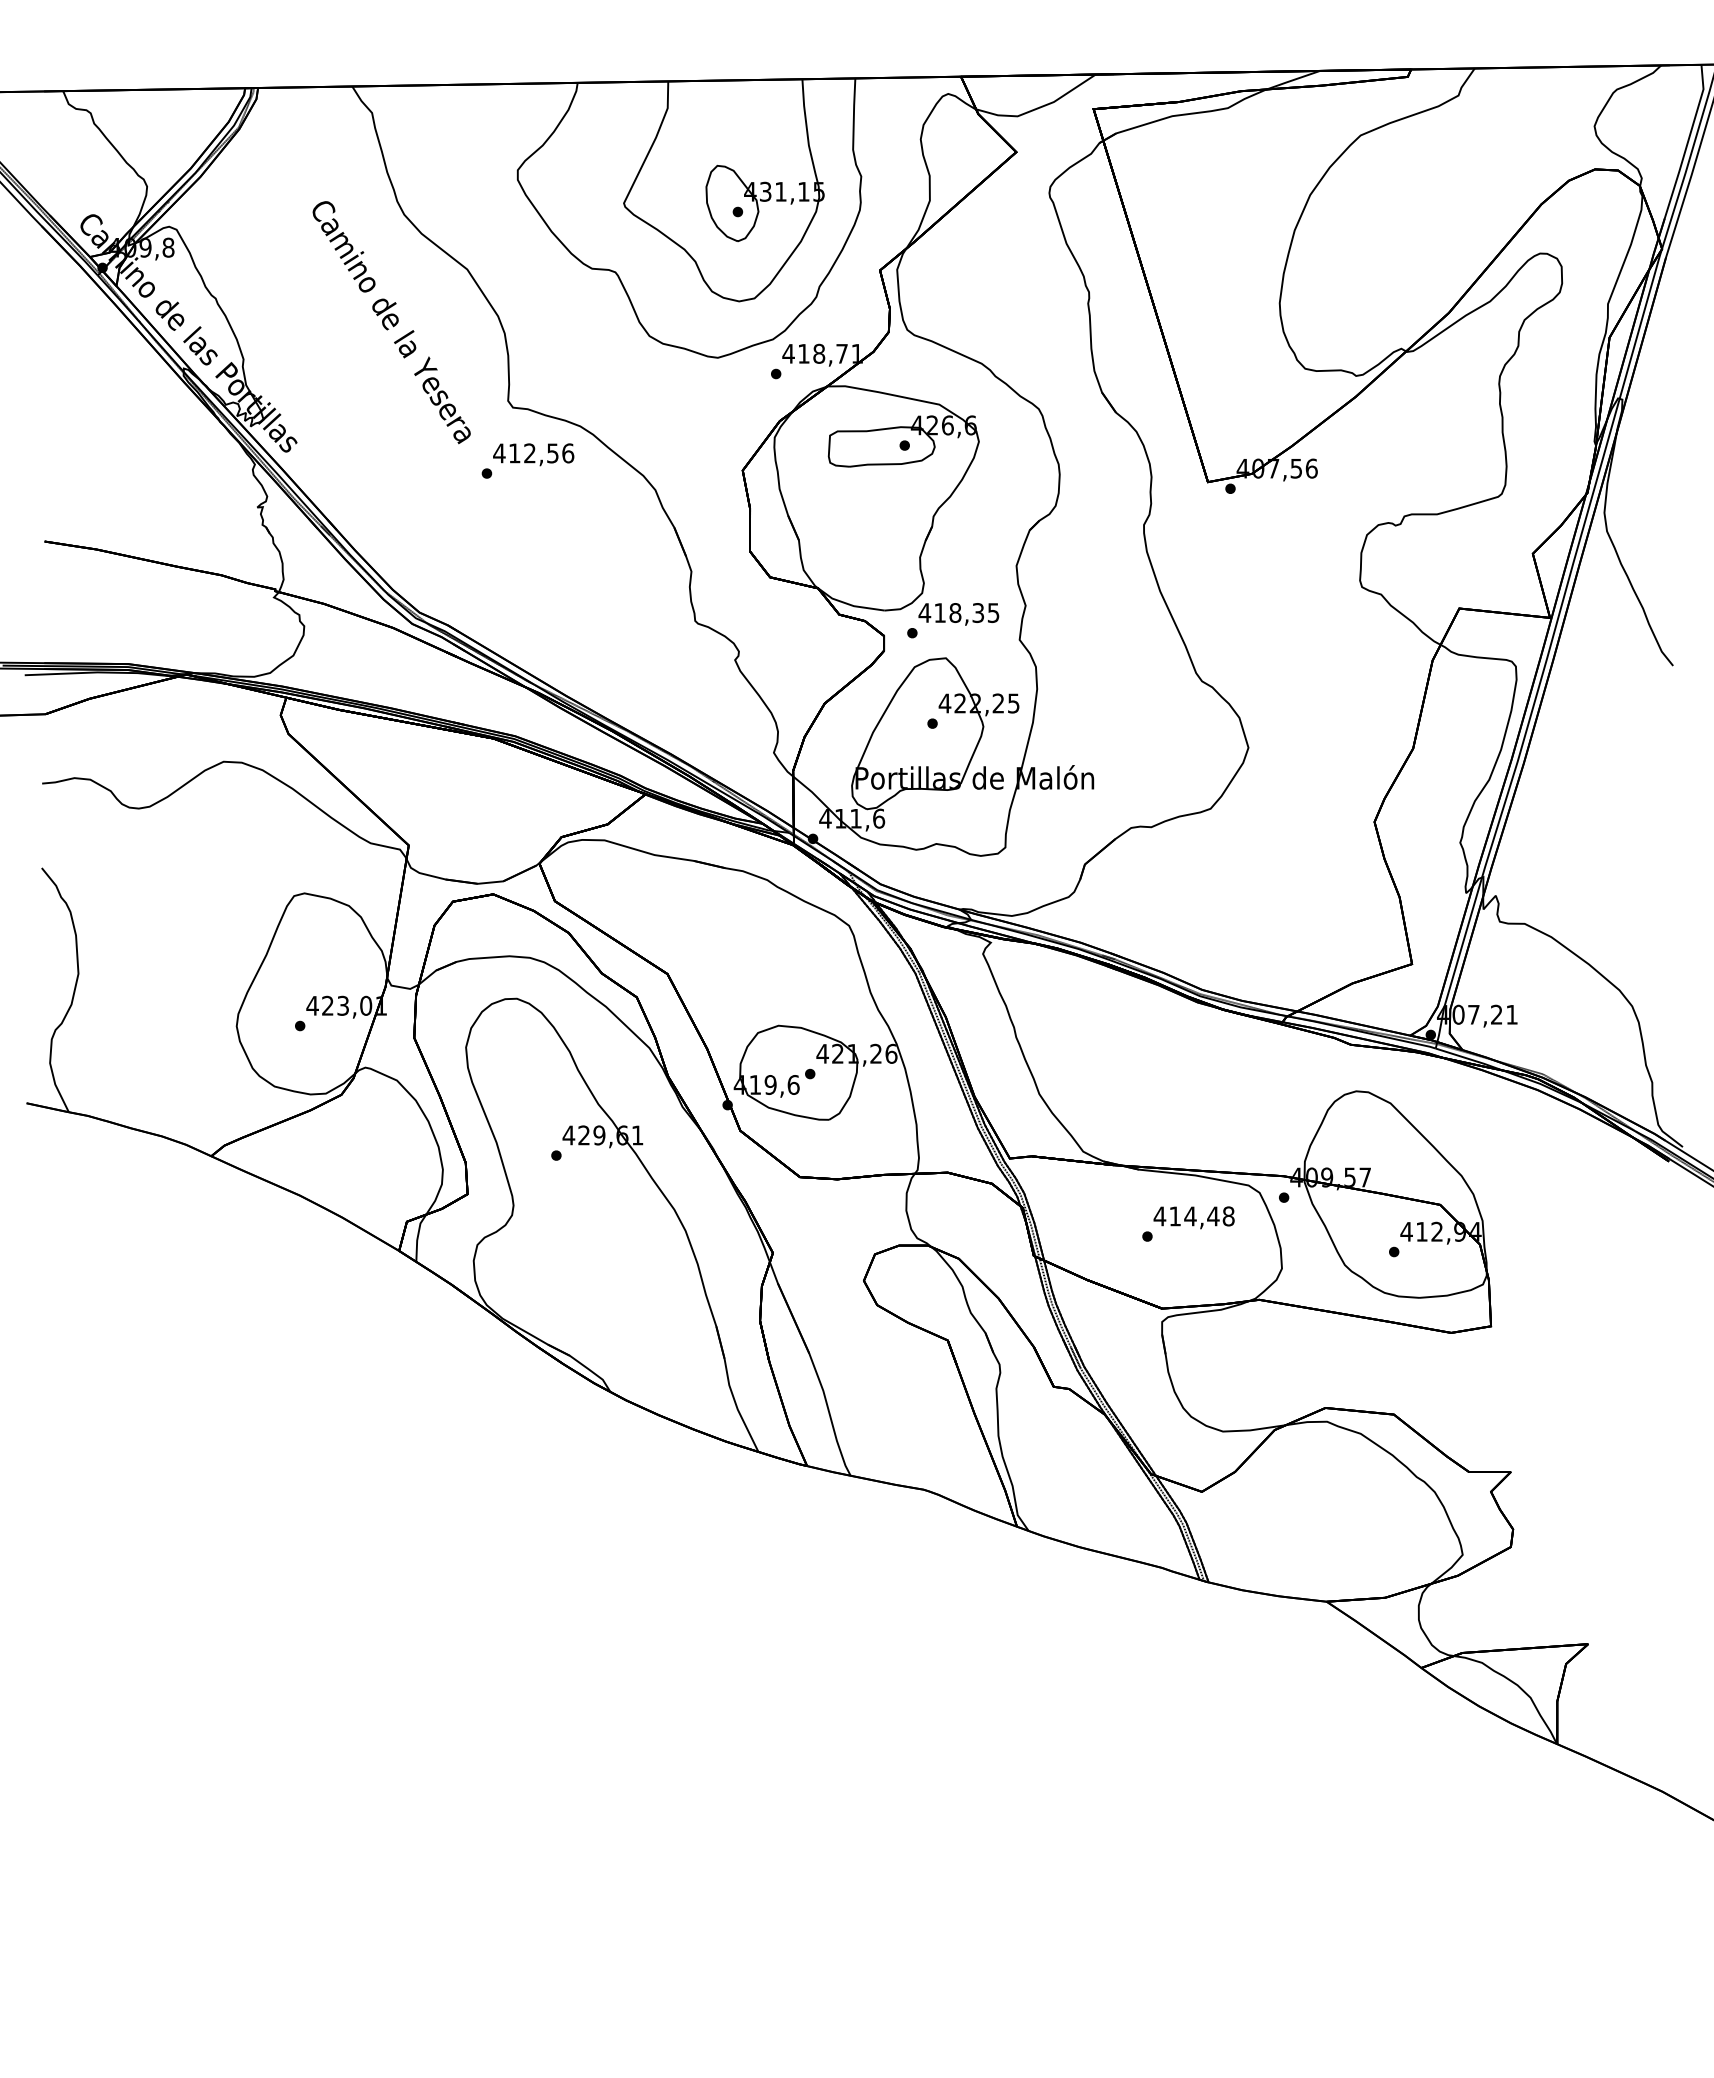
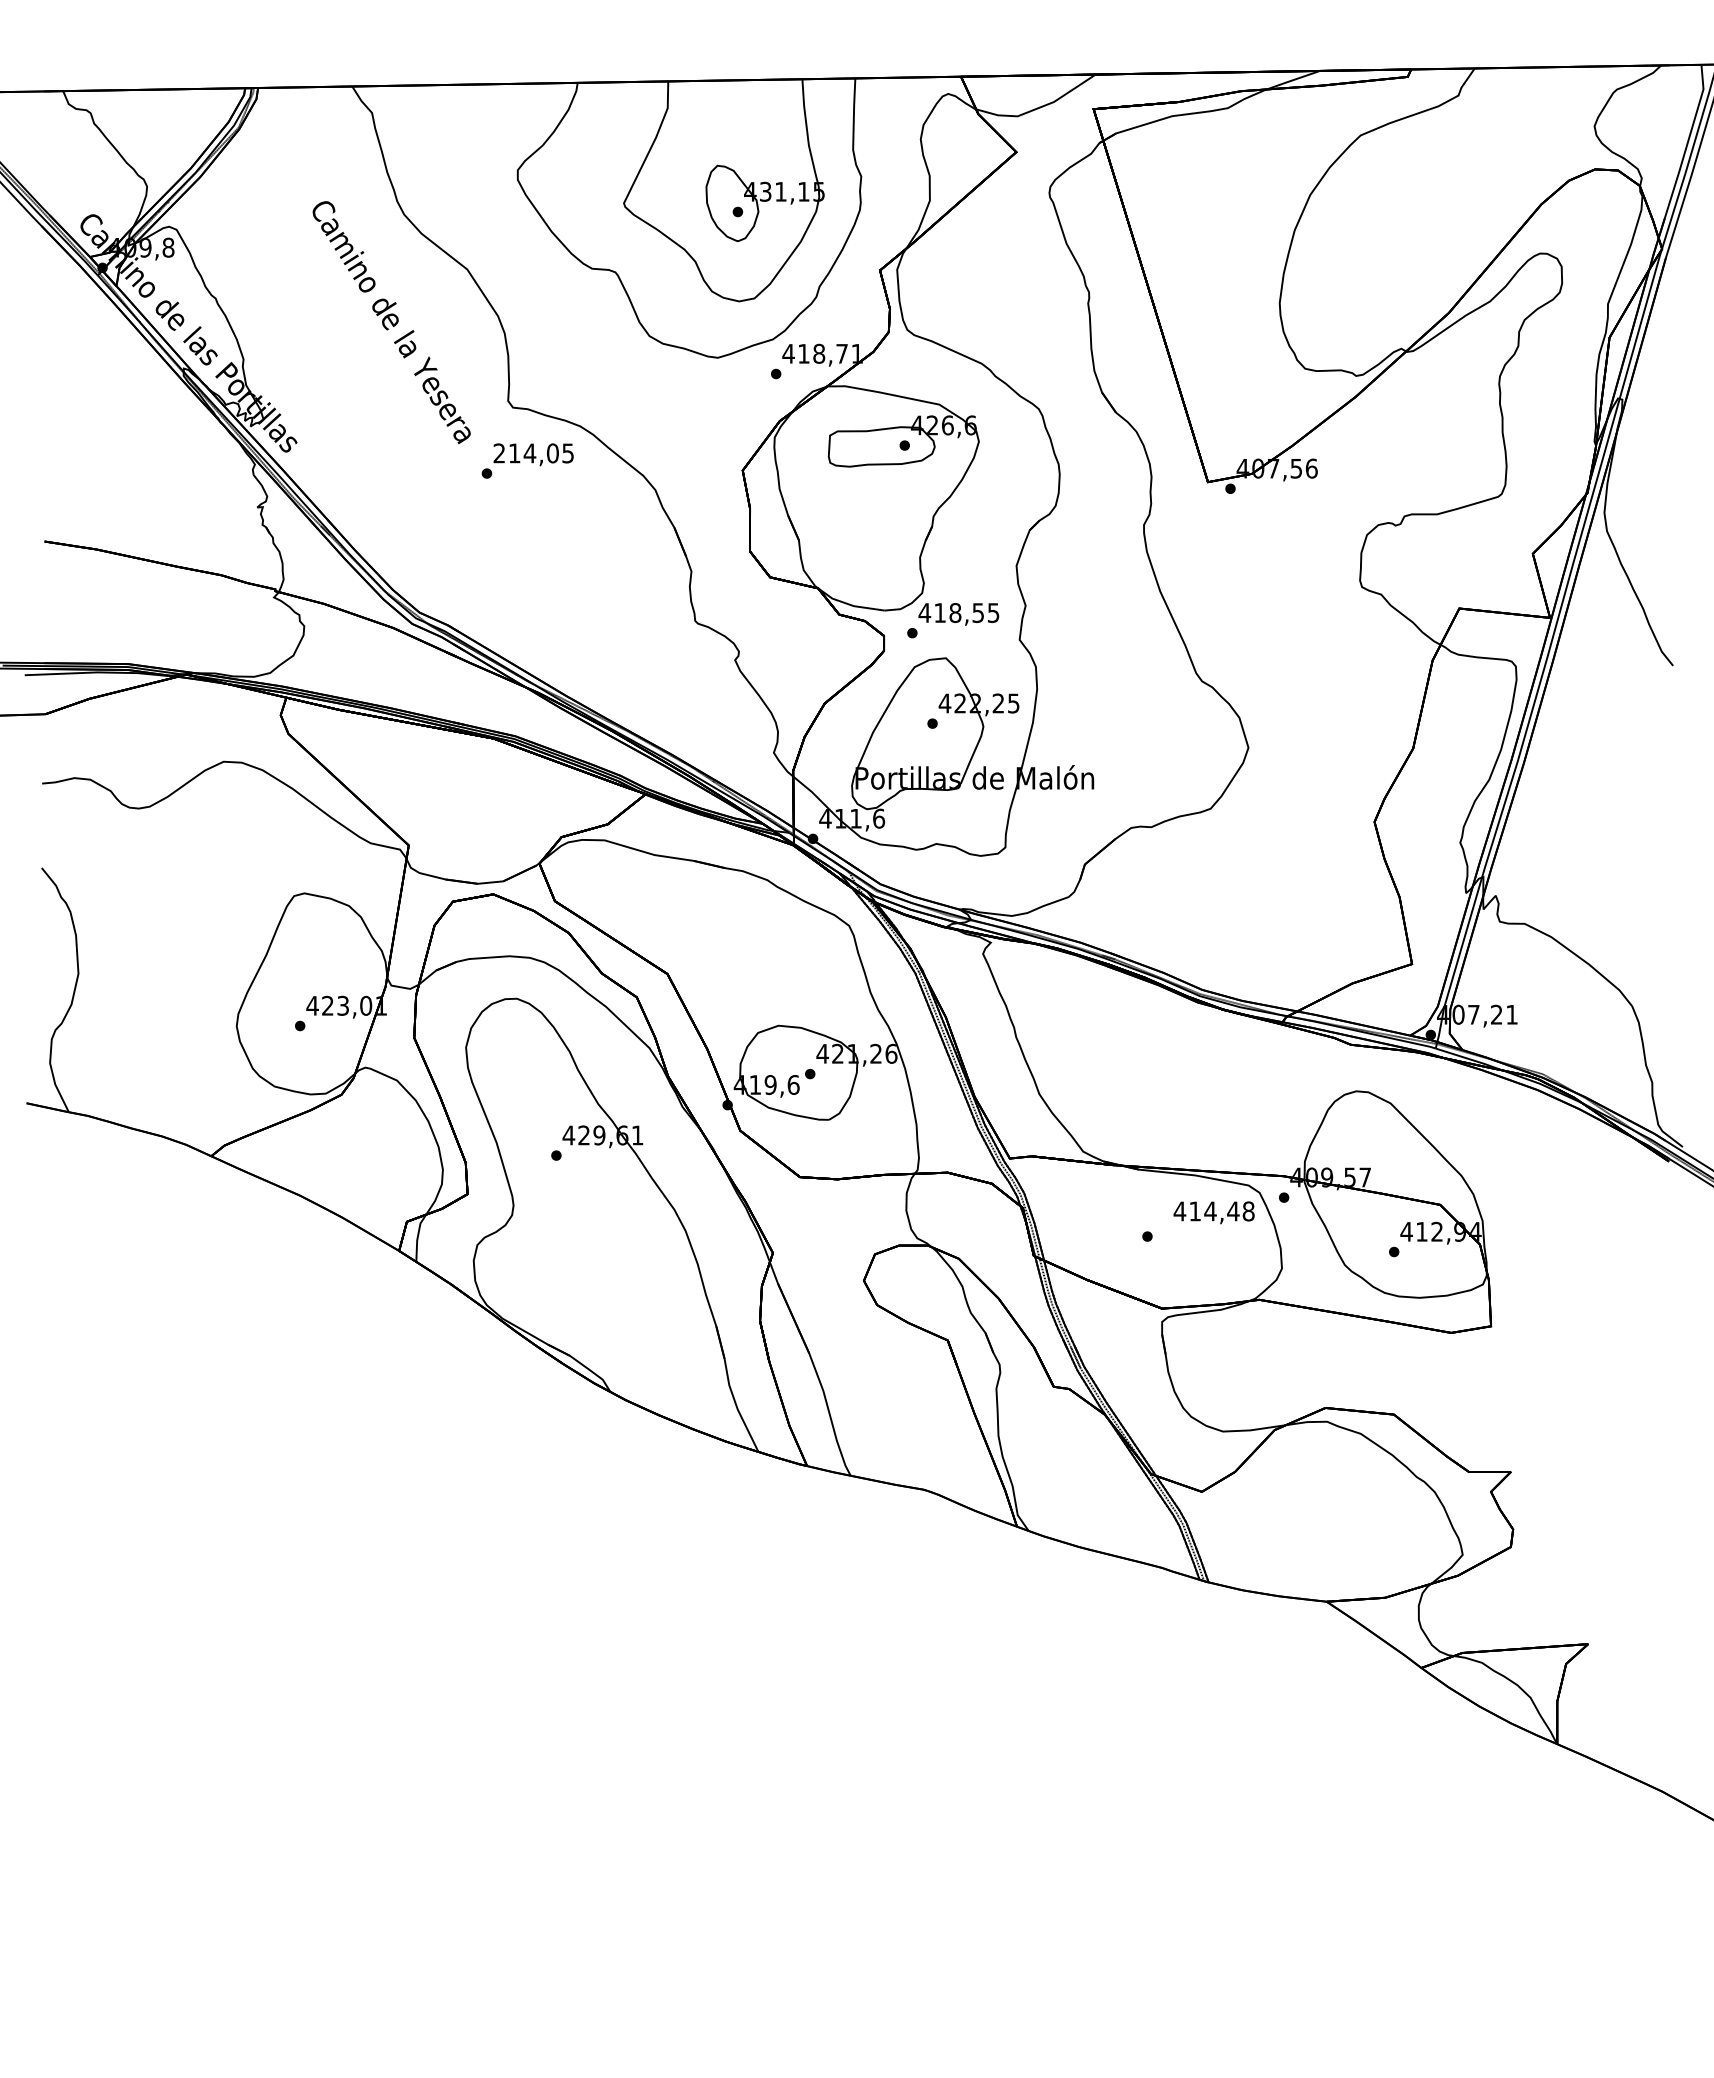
text: 412,56 -> 214,05 (533, 453)
text: 418,35 -> 418,55 (978, 612)
text position: (1193, 1217) -> (1213, 1212) (1213, 1212)
